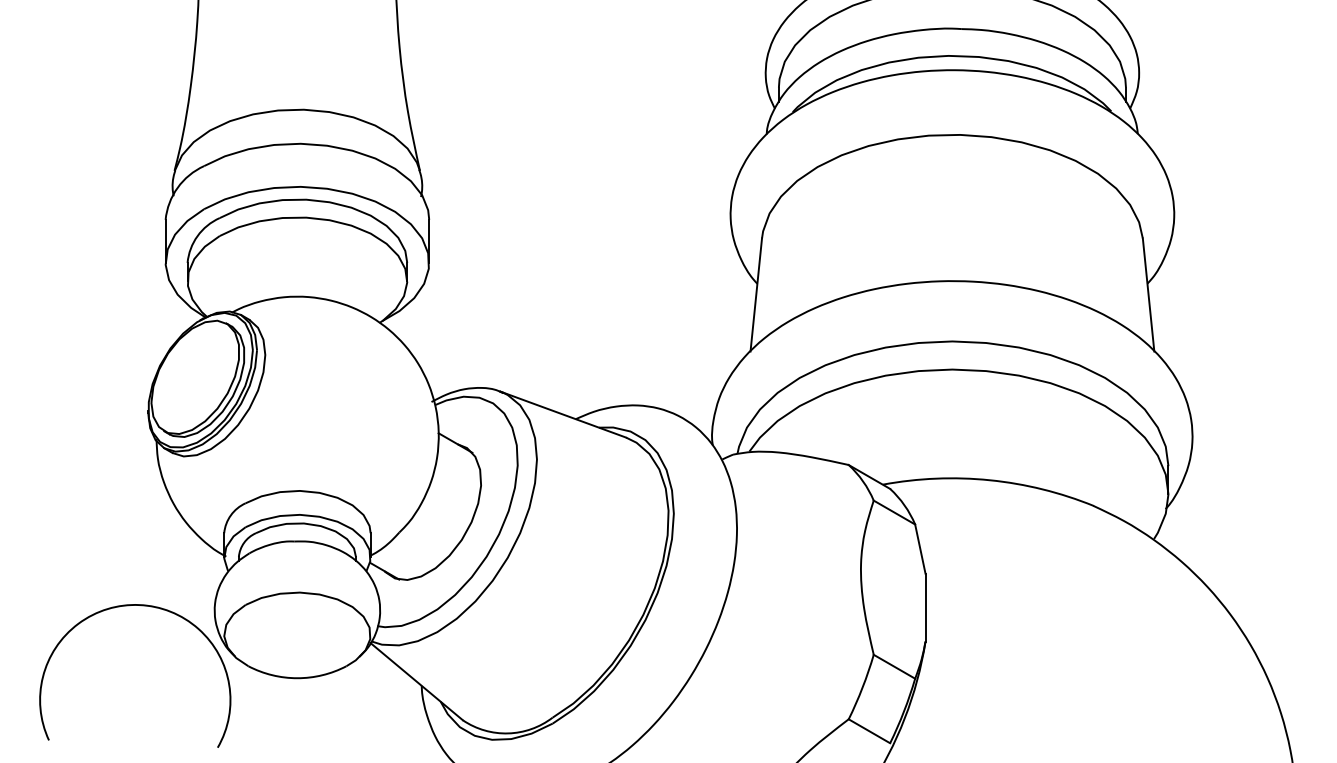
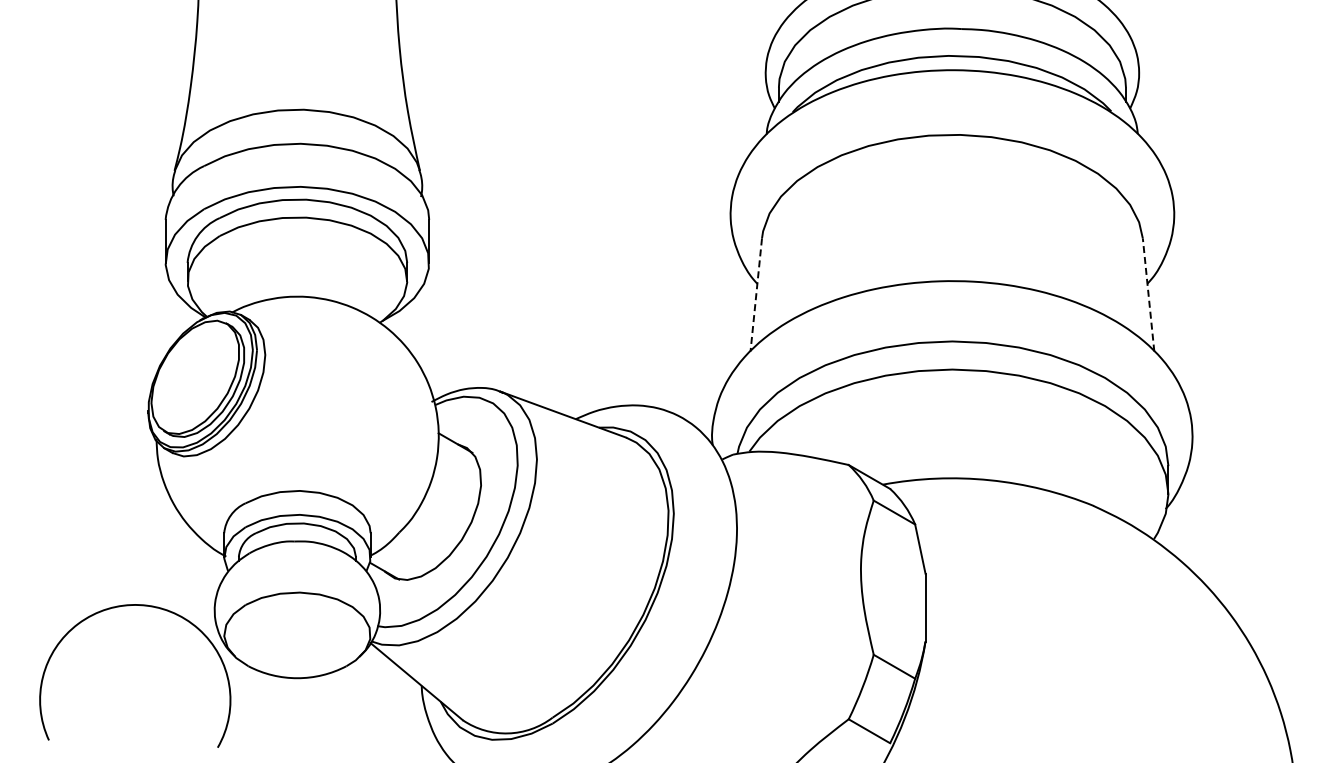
line: solid -> dashed (756, 295)
line: solid -> dashed (1148, 295)
